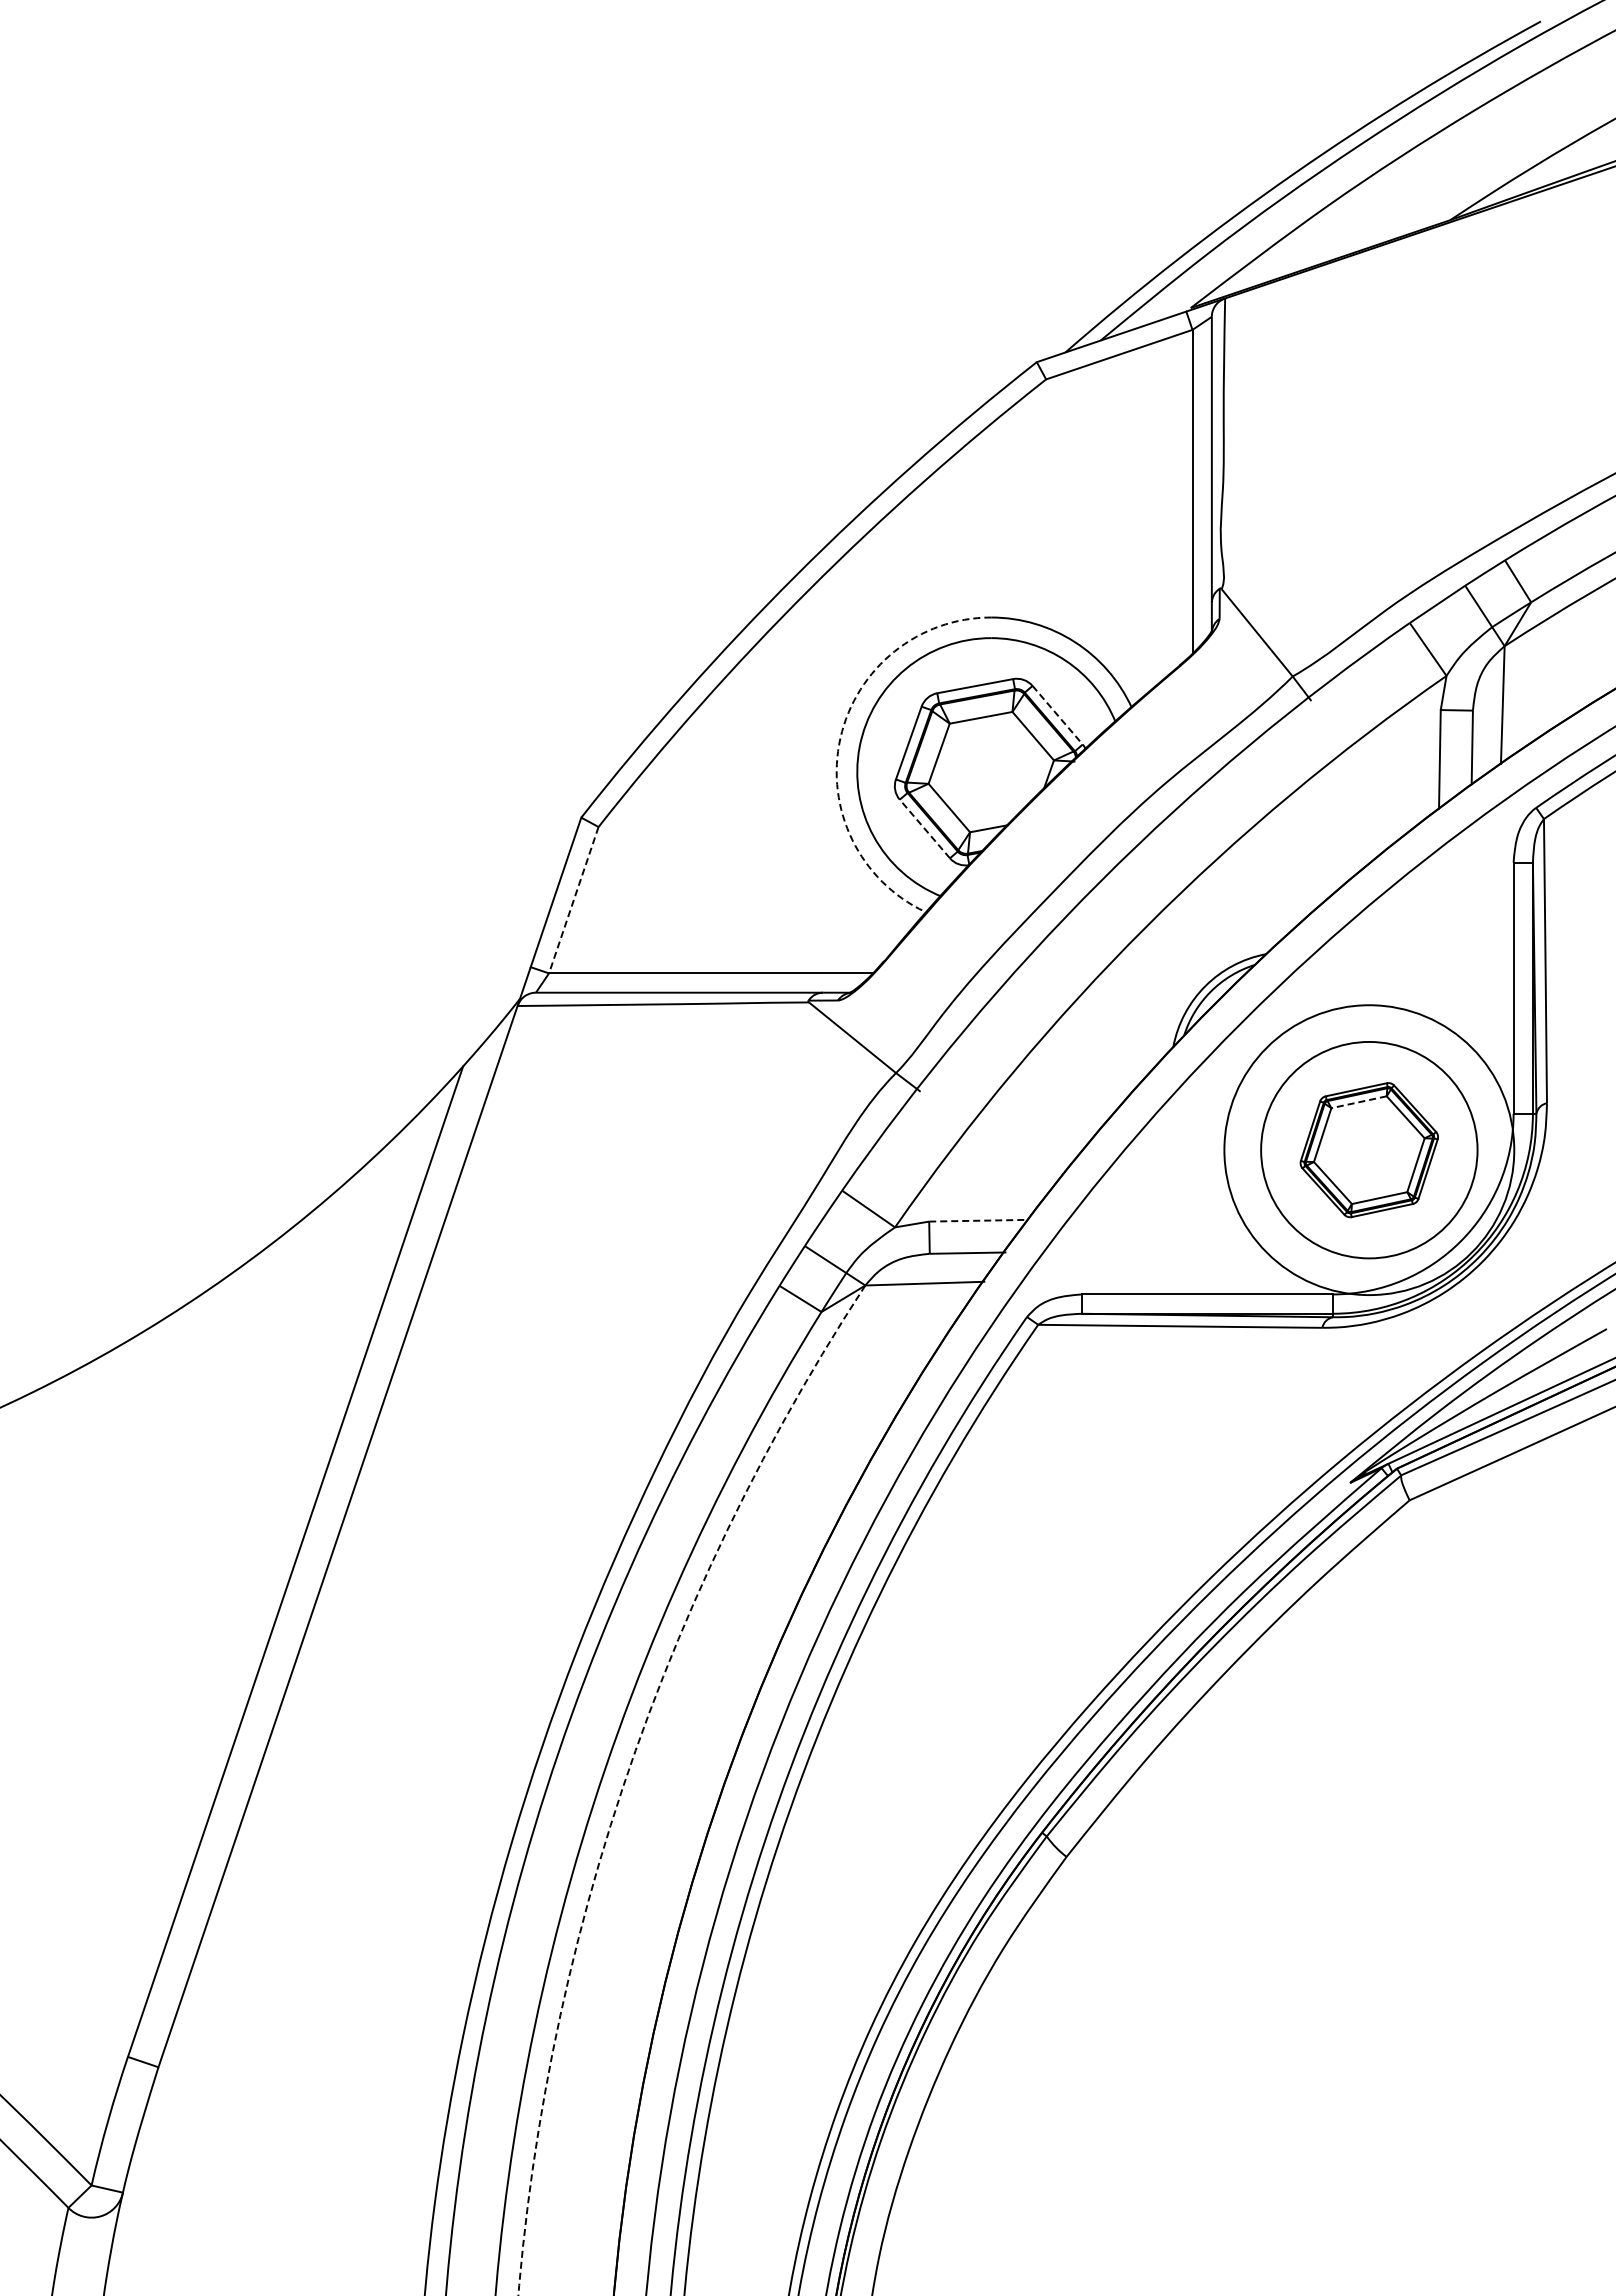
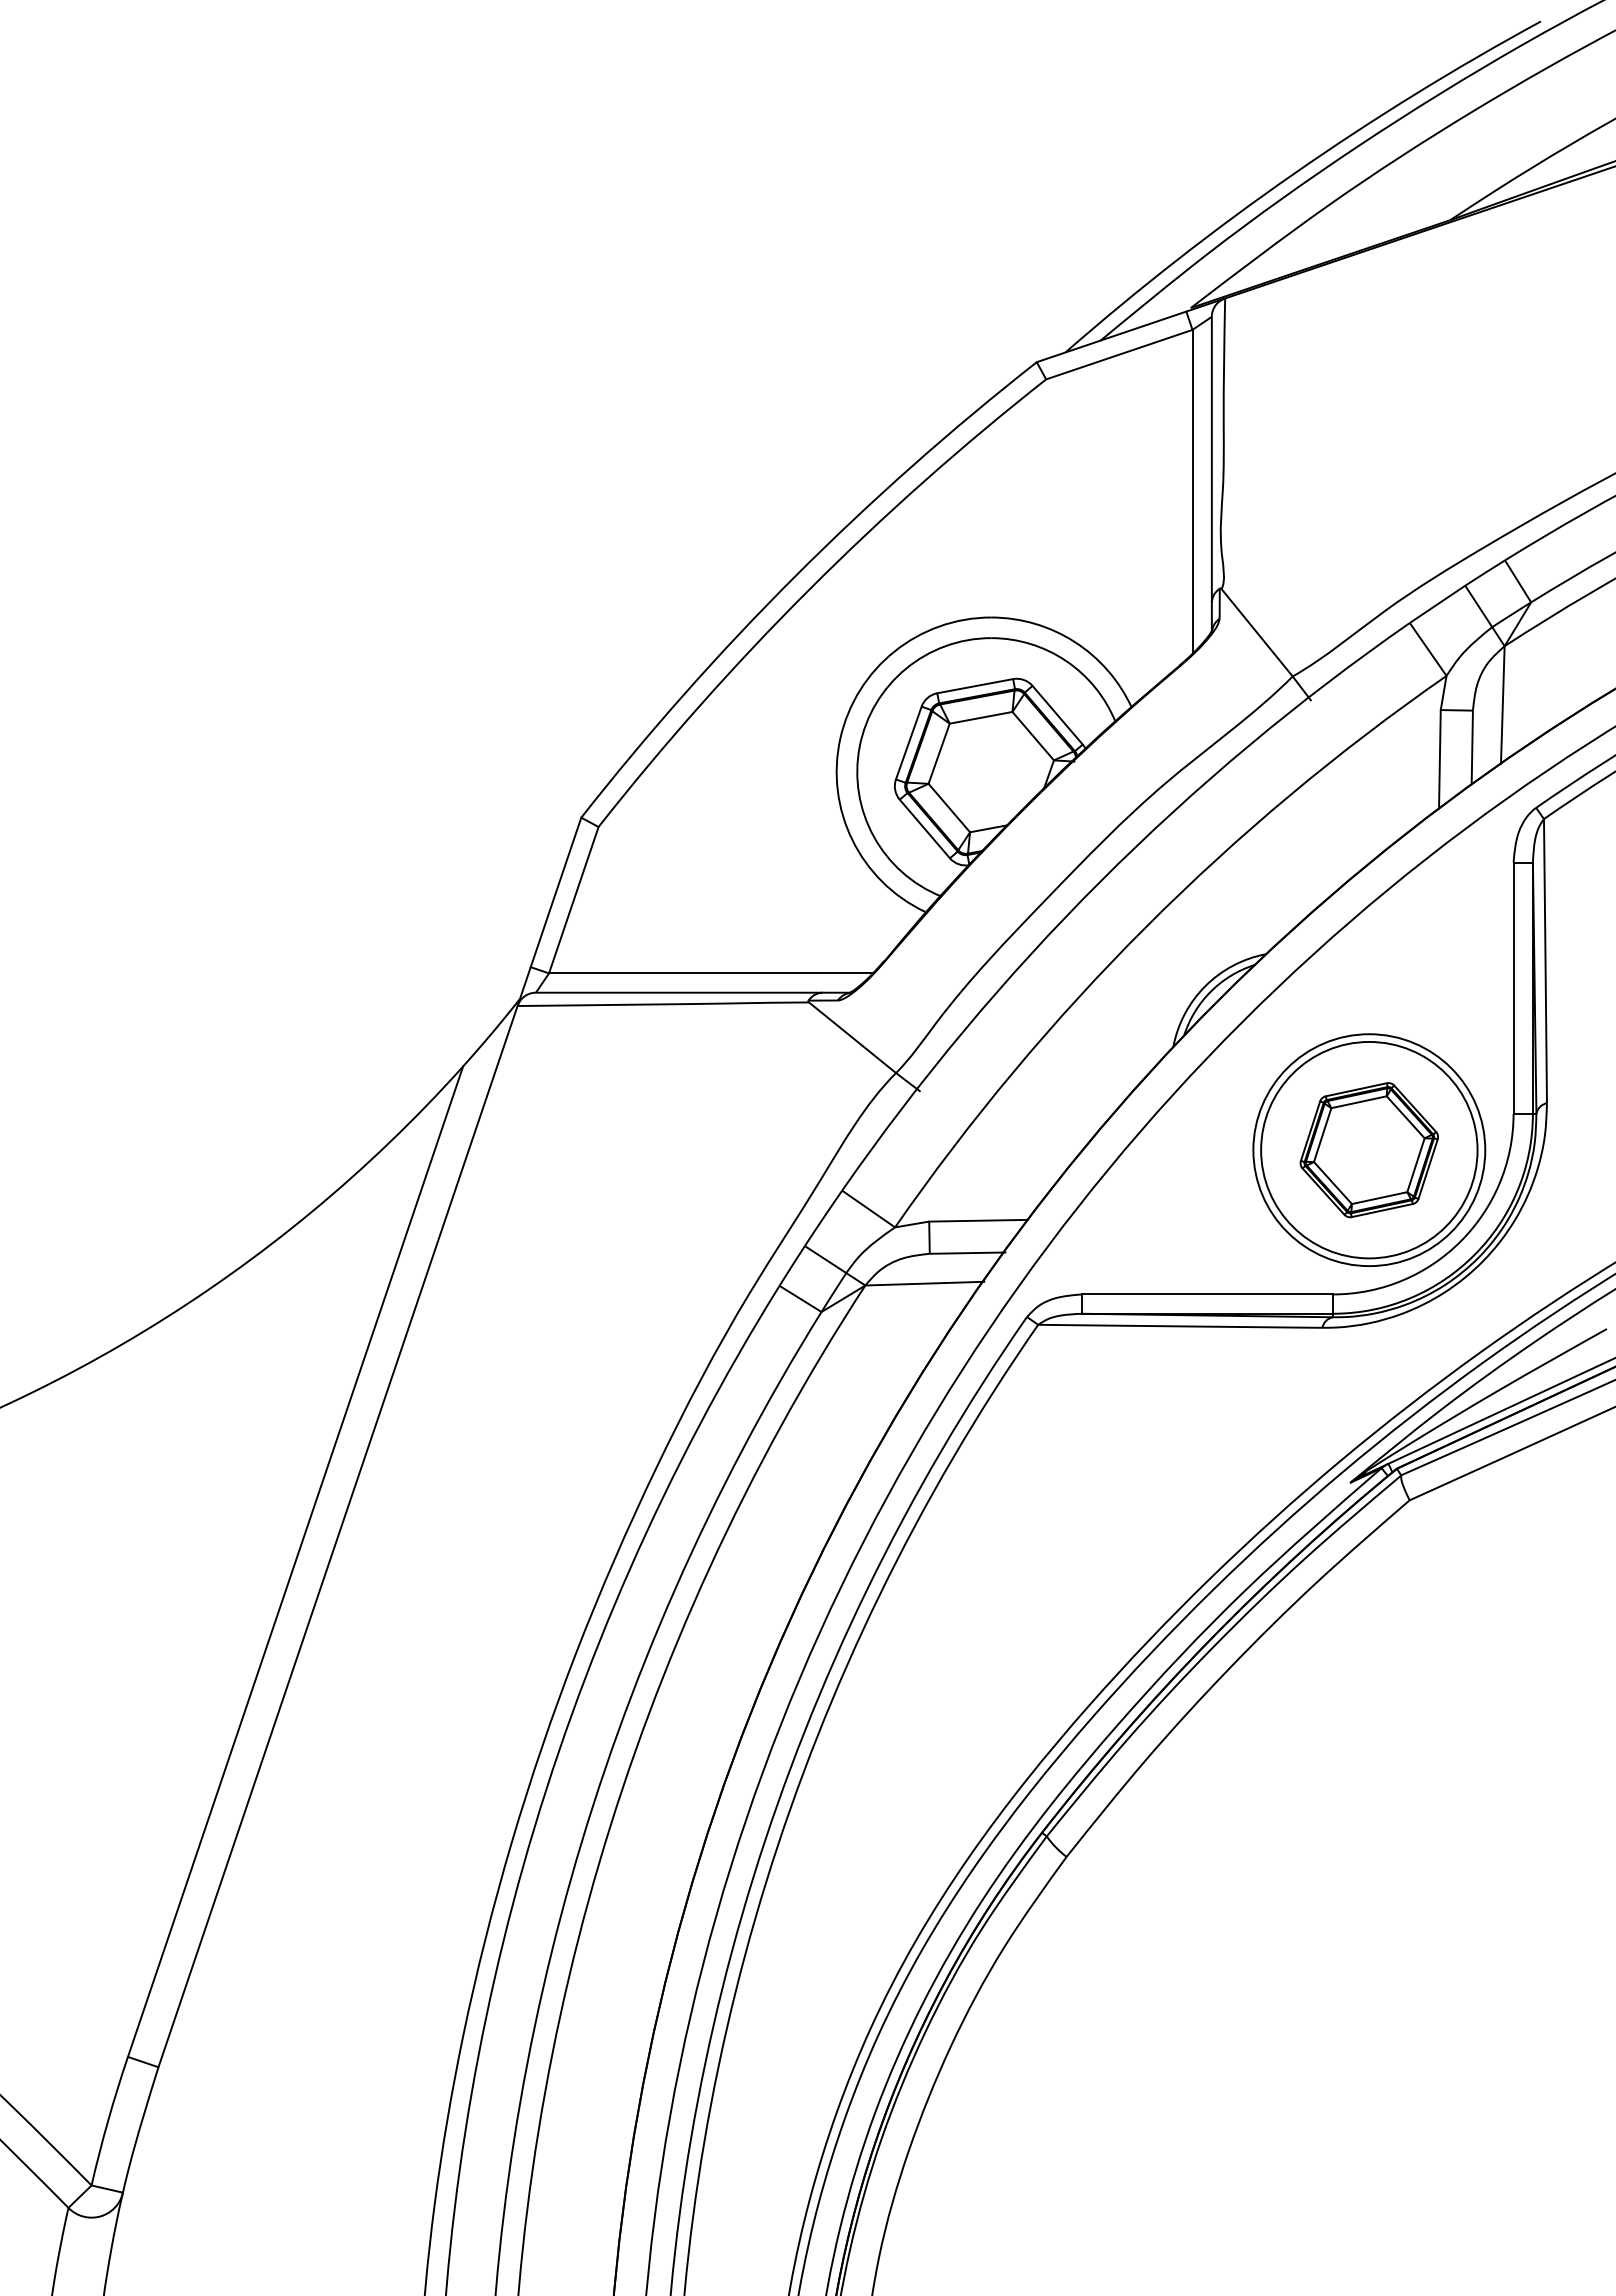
line: dashed -> solid (1057, 715)
arc: dashed -> solid (840, 738)
line: dashed -> solid (924, 829)
line: dashed -> solid (573, 900)
line: dashed -> solid (1358, 1102)
circle diameter: 290 px -> 232 px (1369, 1150)
line: dashed -> solid (978, 1220)
arc: dashed -> solid (628, 1772)
